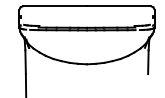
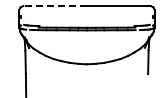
line: solid -> dashed (55, 6)
